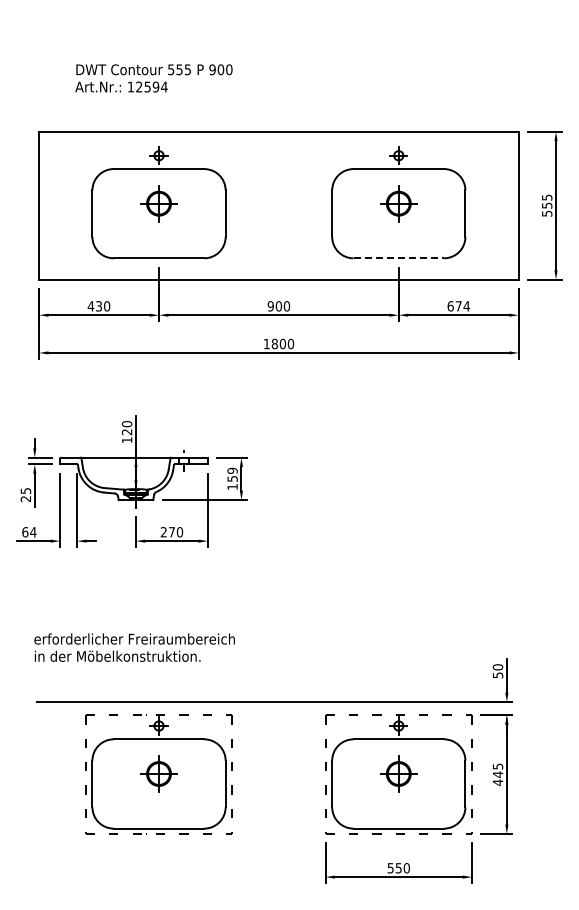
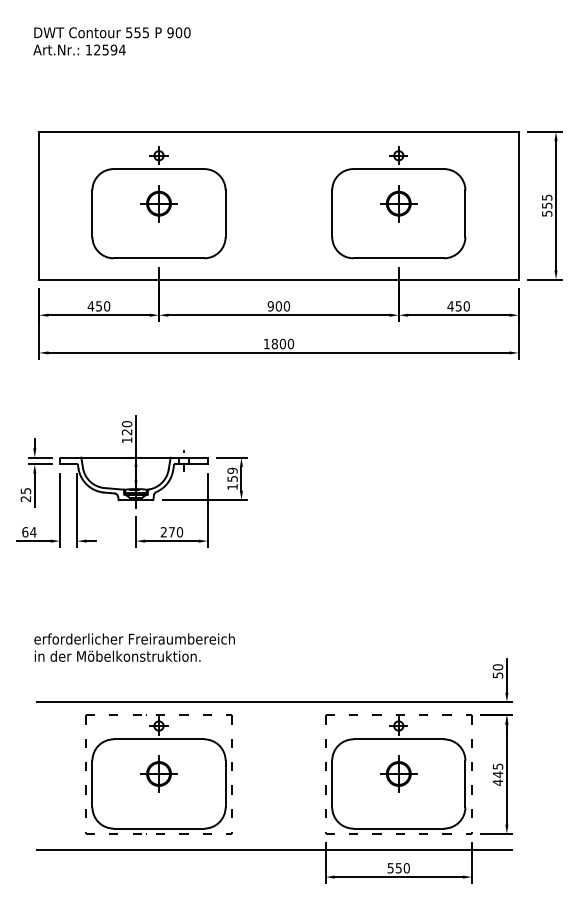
text position: (153, 78) -> (111, 41) (111, 41)
line: dashed -> solid (399, 258)
text: 430 -> 450 (98, 305)
text: 674 -> 450 (458, 306)
line: none -> present (274, 849)
